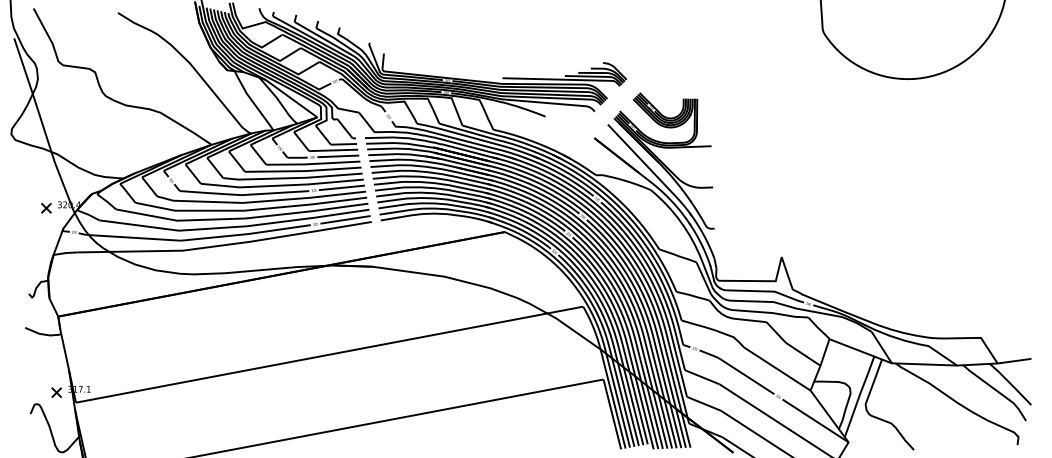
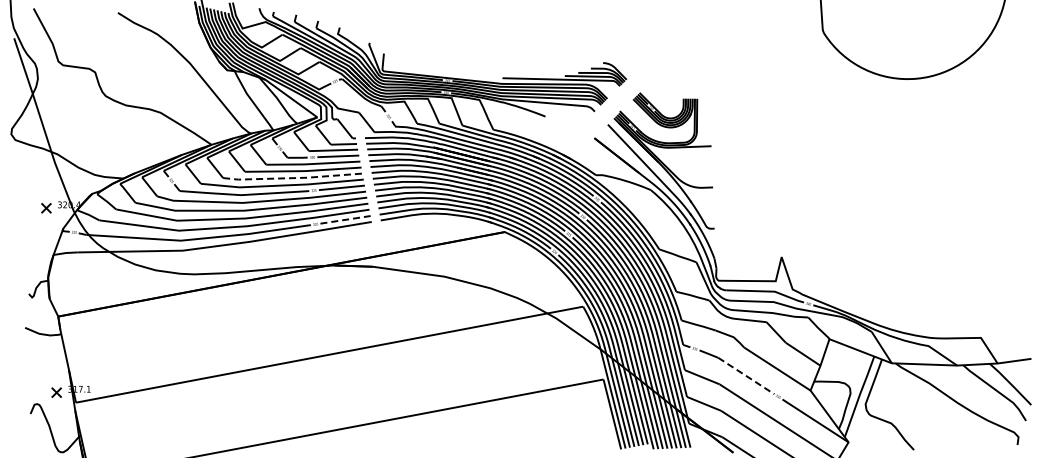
line: solid -> dashed (293, 178)
line: solid -> dashed (346, 219)
line: solid -> dashed (746, 376)
